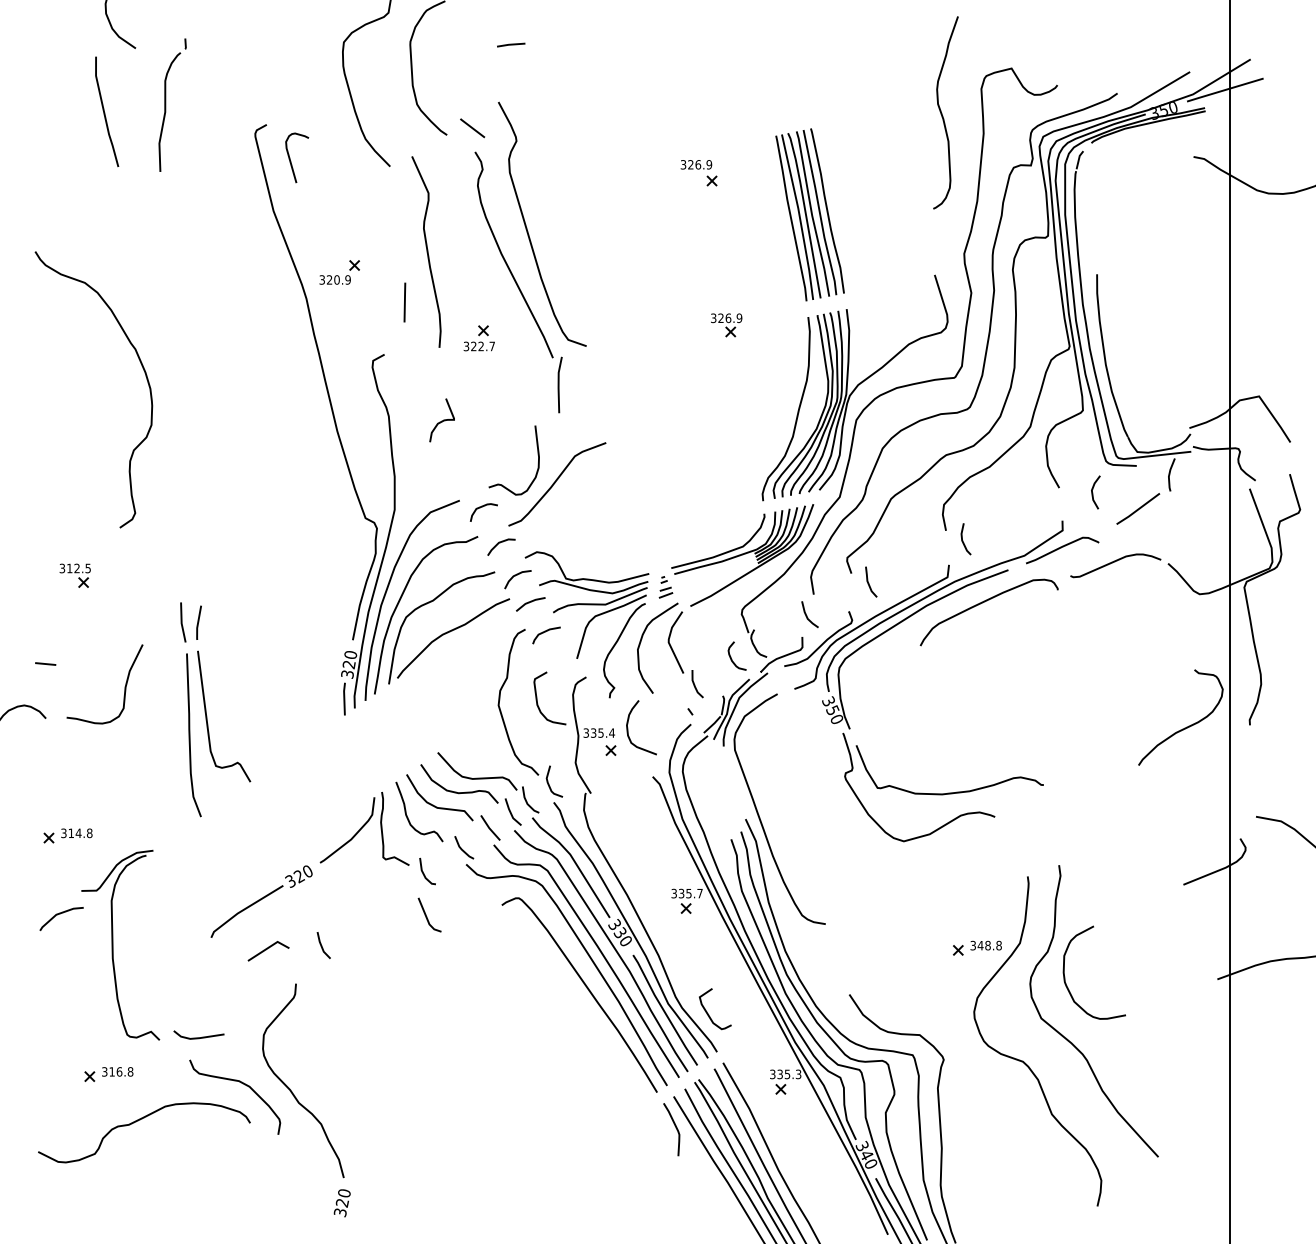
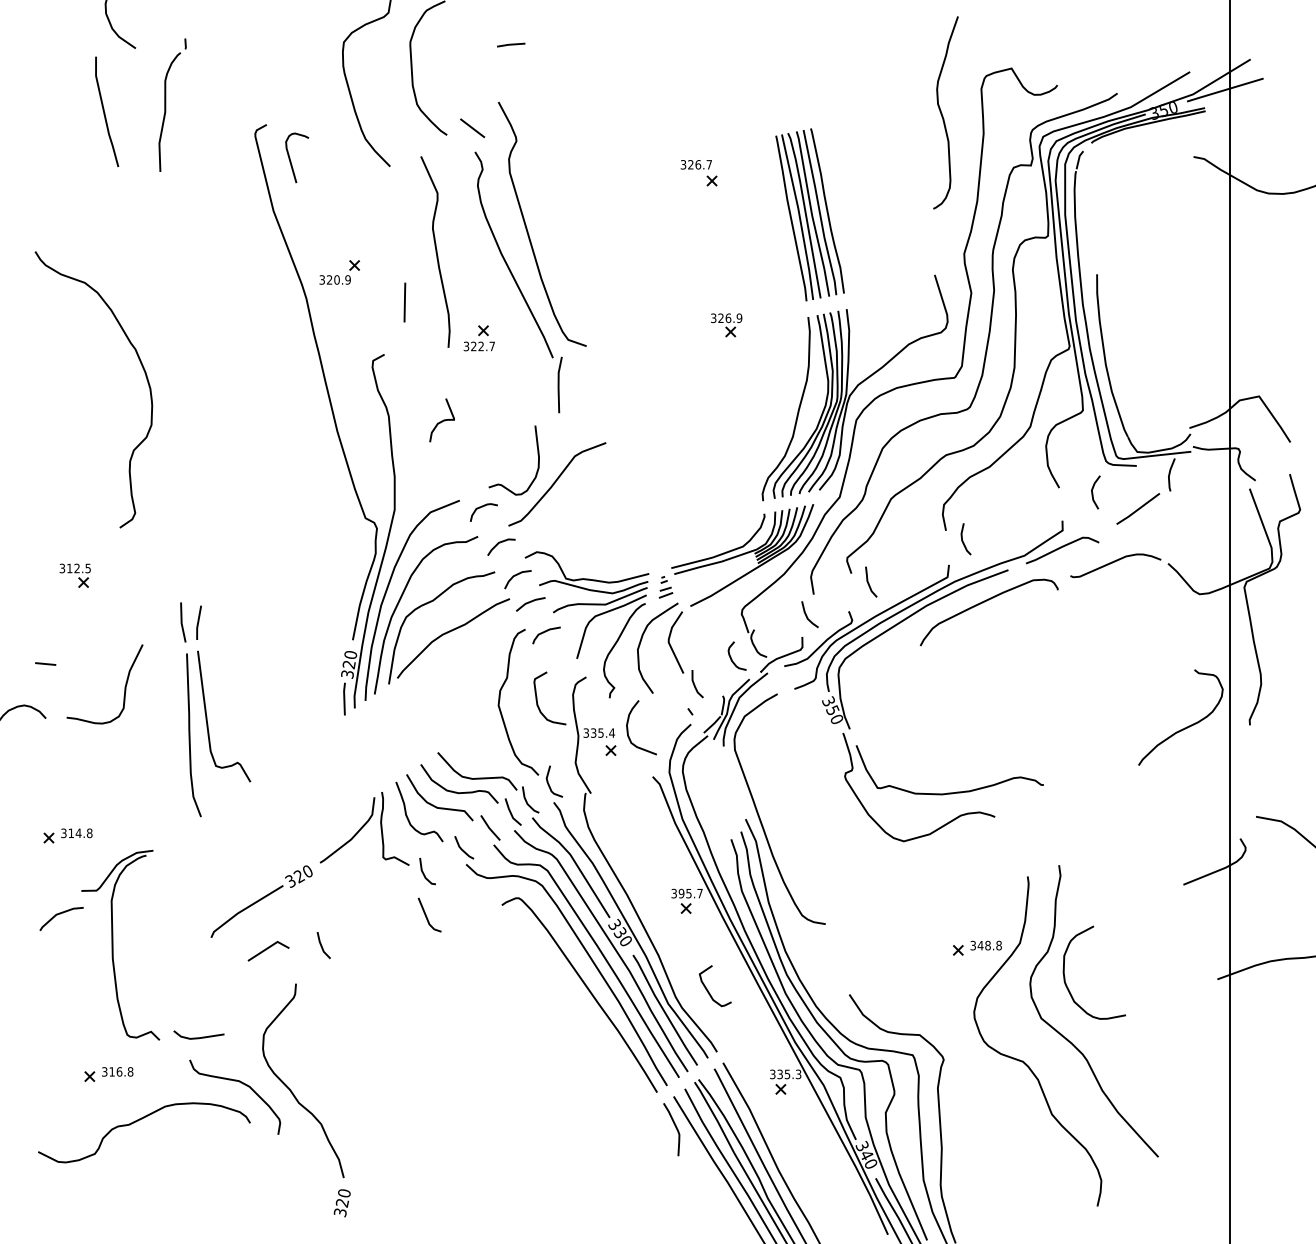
text: 326.9 -> 326.7 (709, 164)
curve position: (426, 251) -> (435, 251) (435, 251)
text: 335.7 -> 395.7 (681, 893)
curve position: (708, 1013) -> (708, 990) (708, 990)
